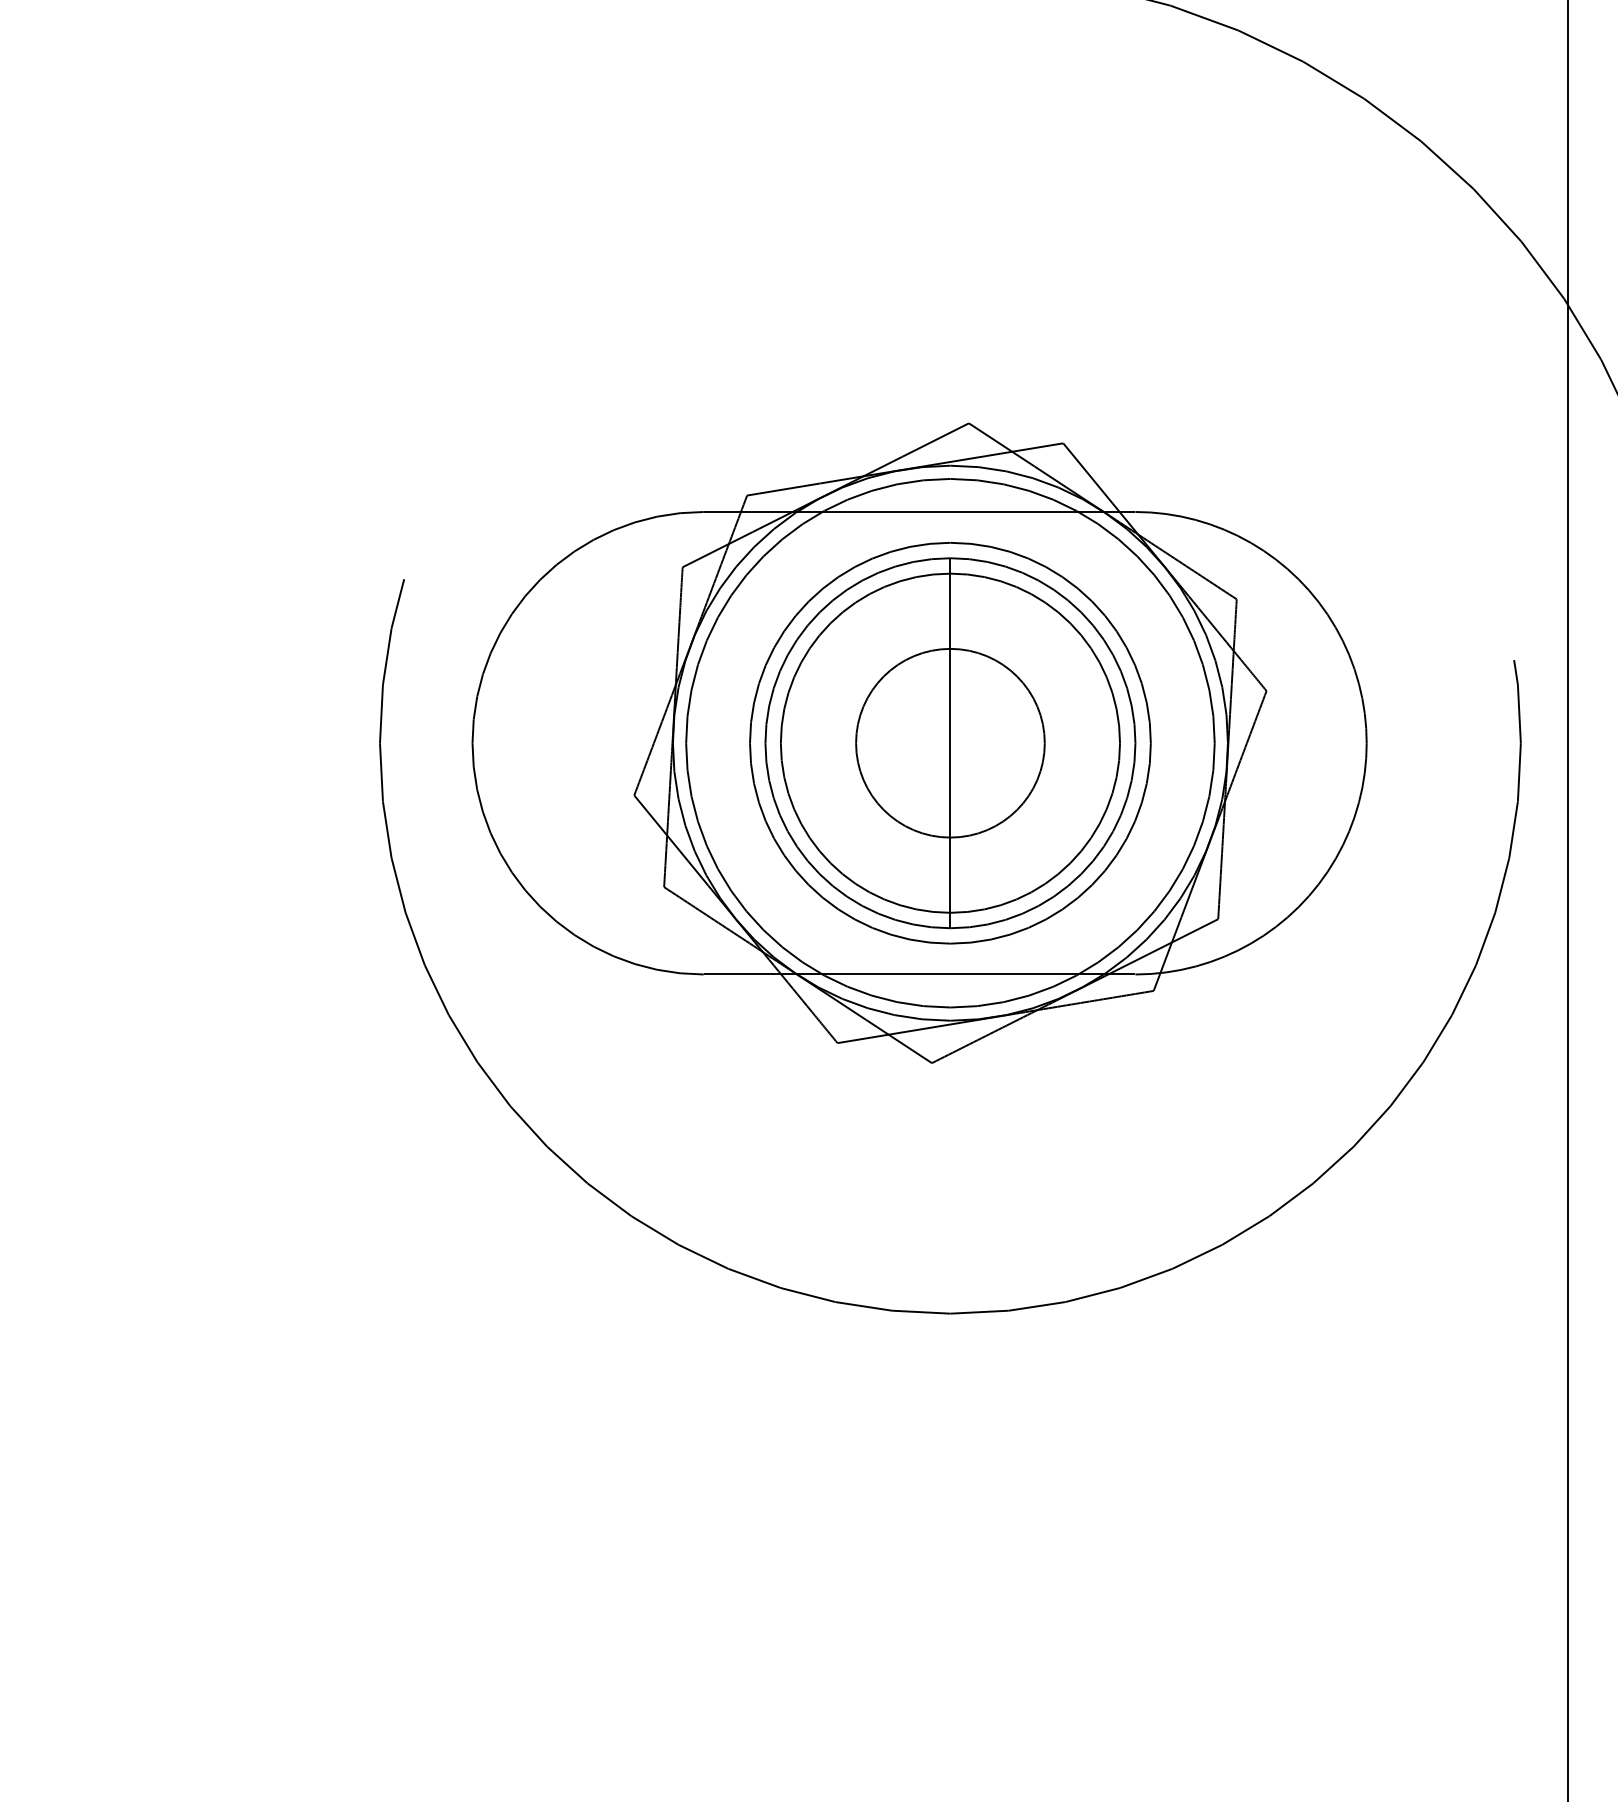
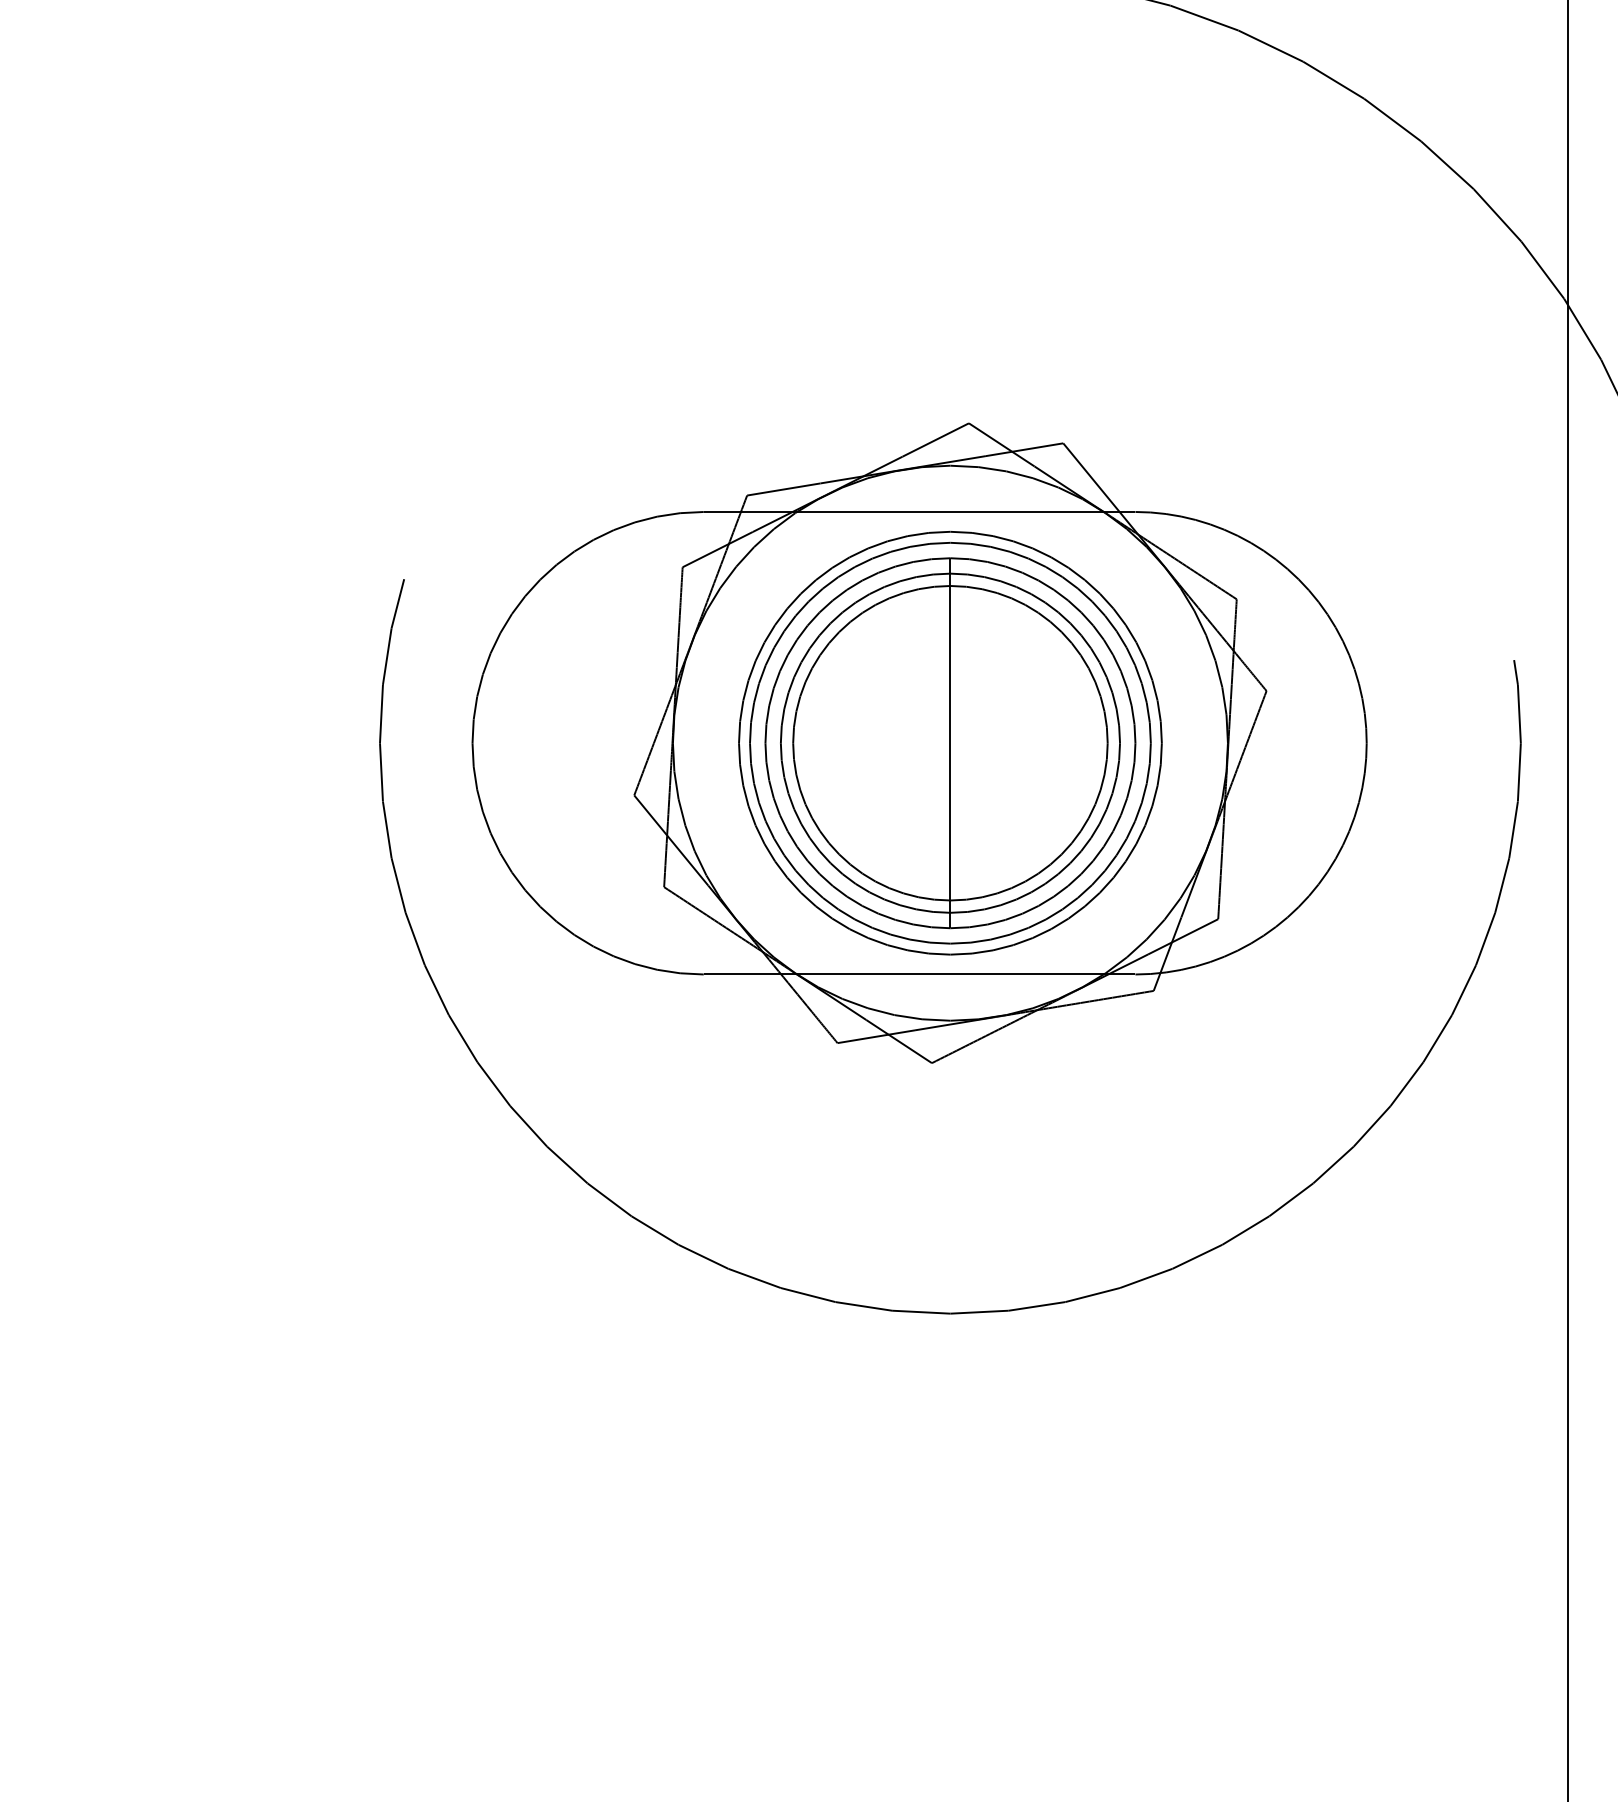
circle diameter: 189 px -> 315 px (950, 742)
circle diameter: 529 px -> 423 px (950, 742)
